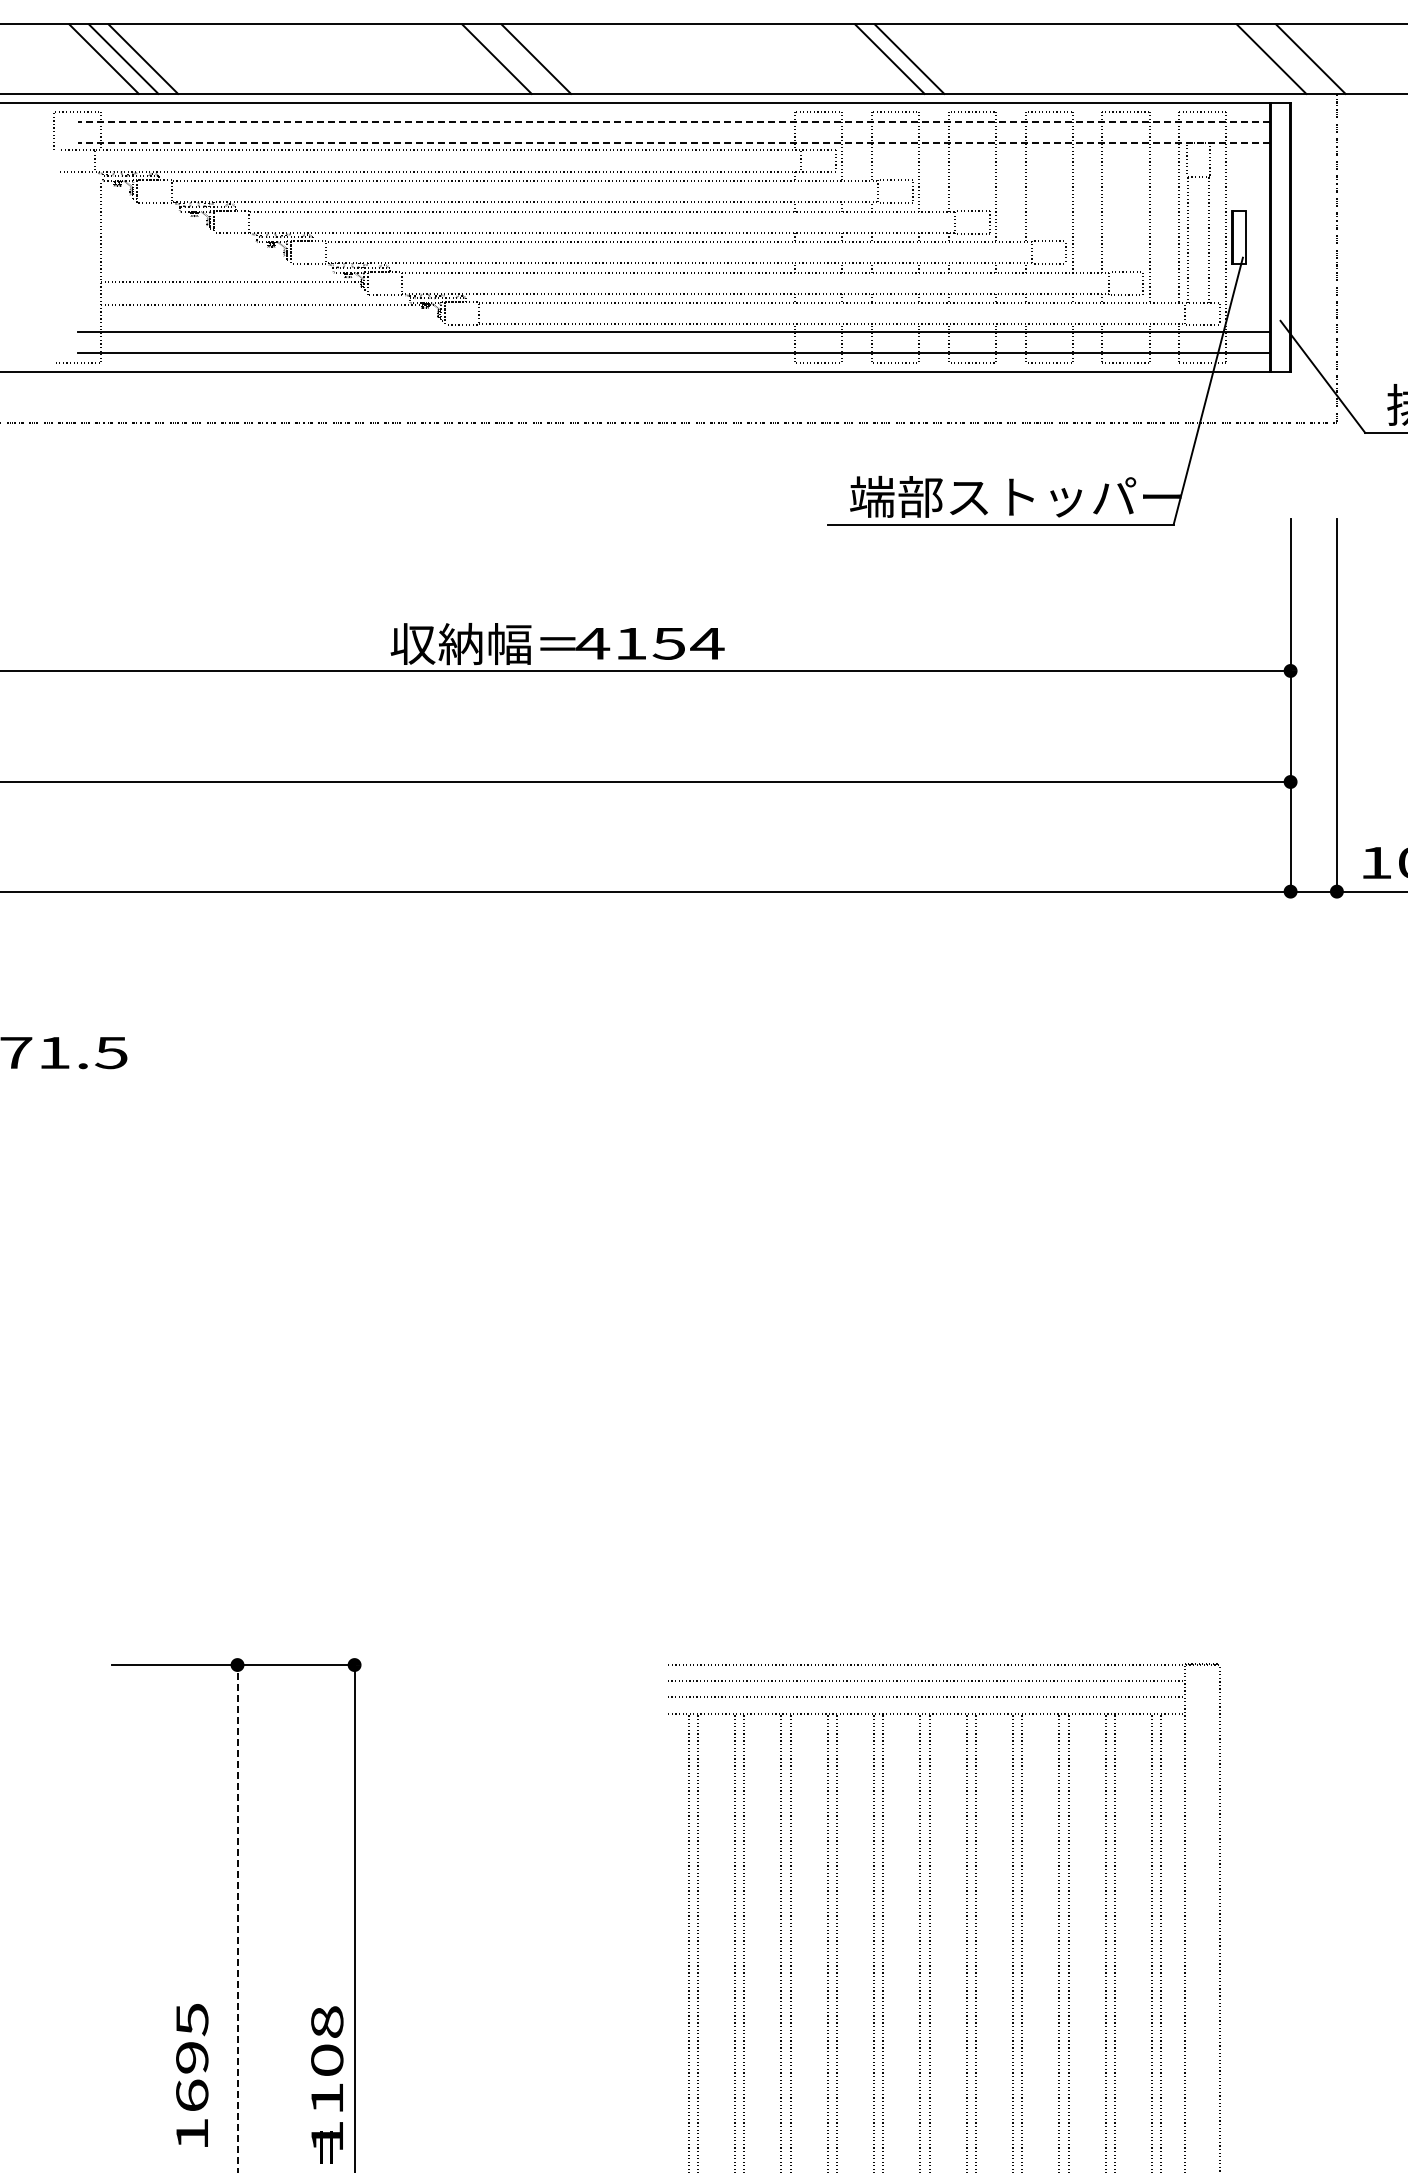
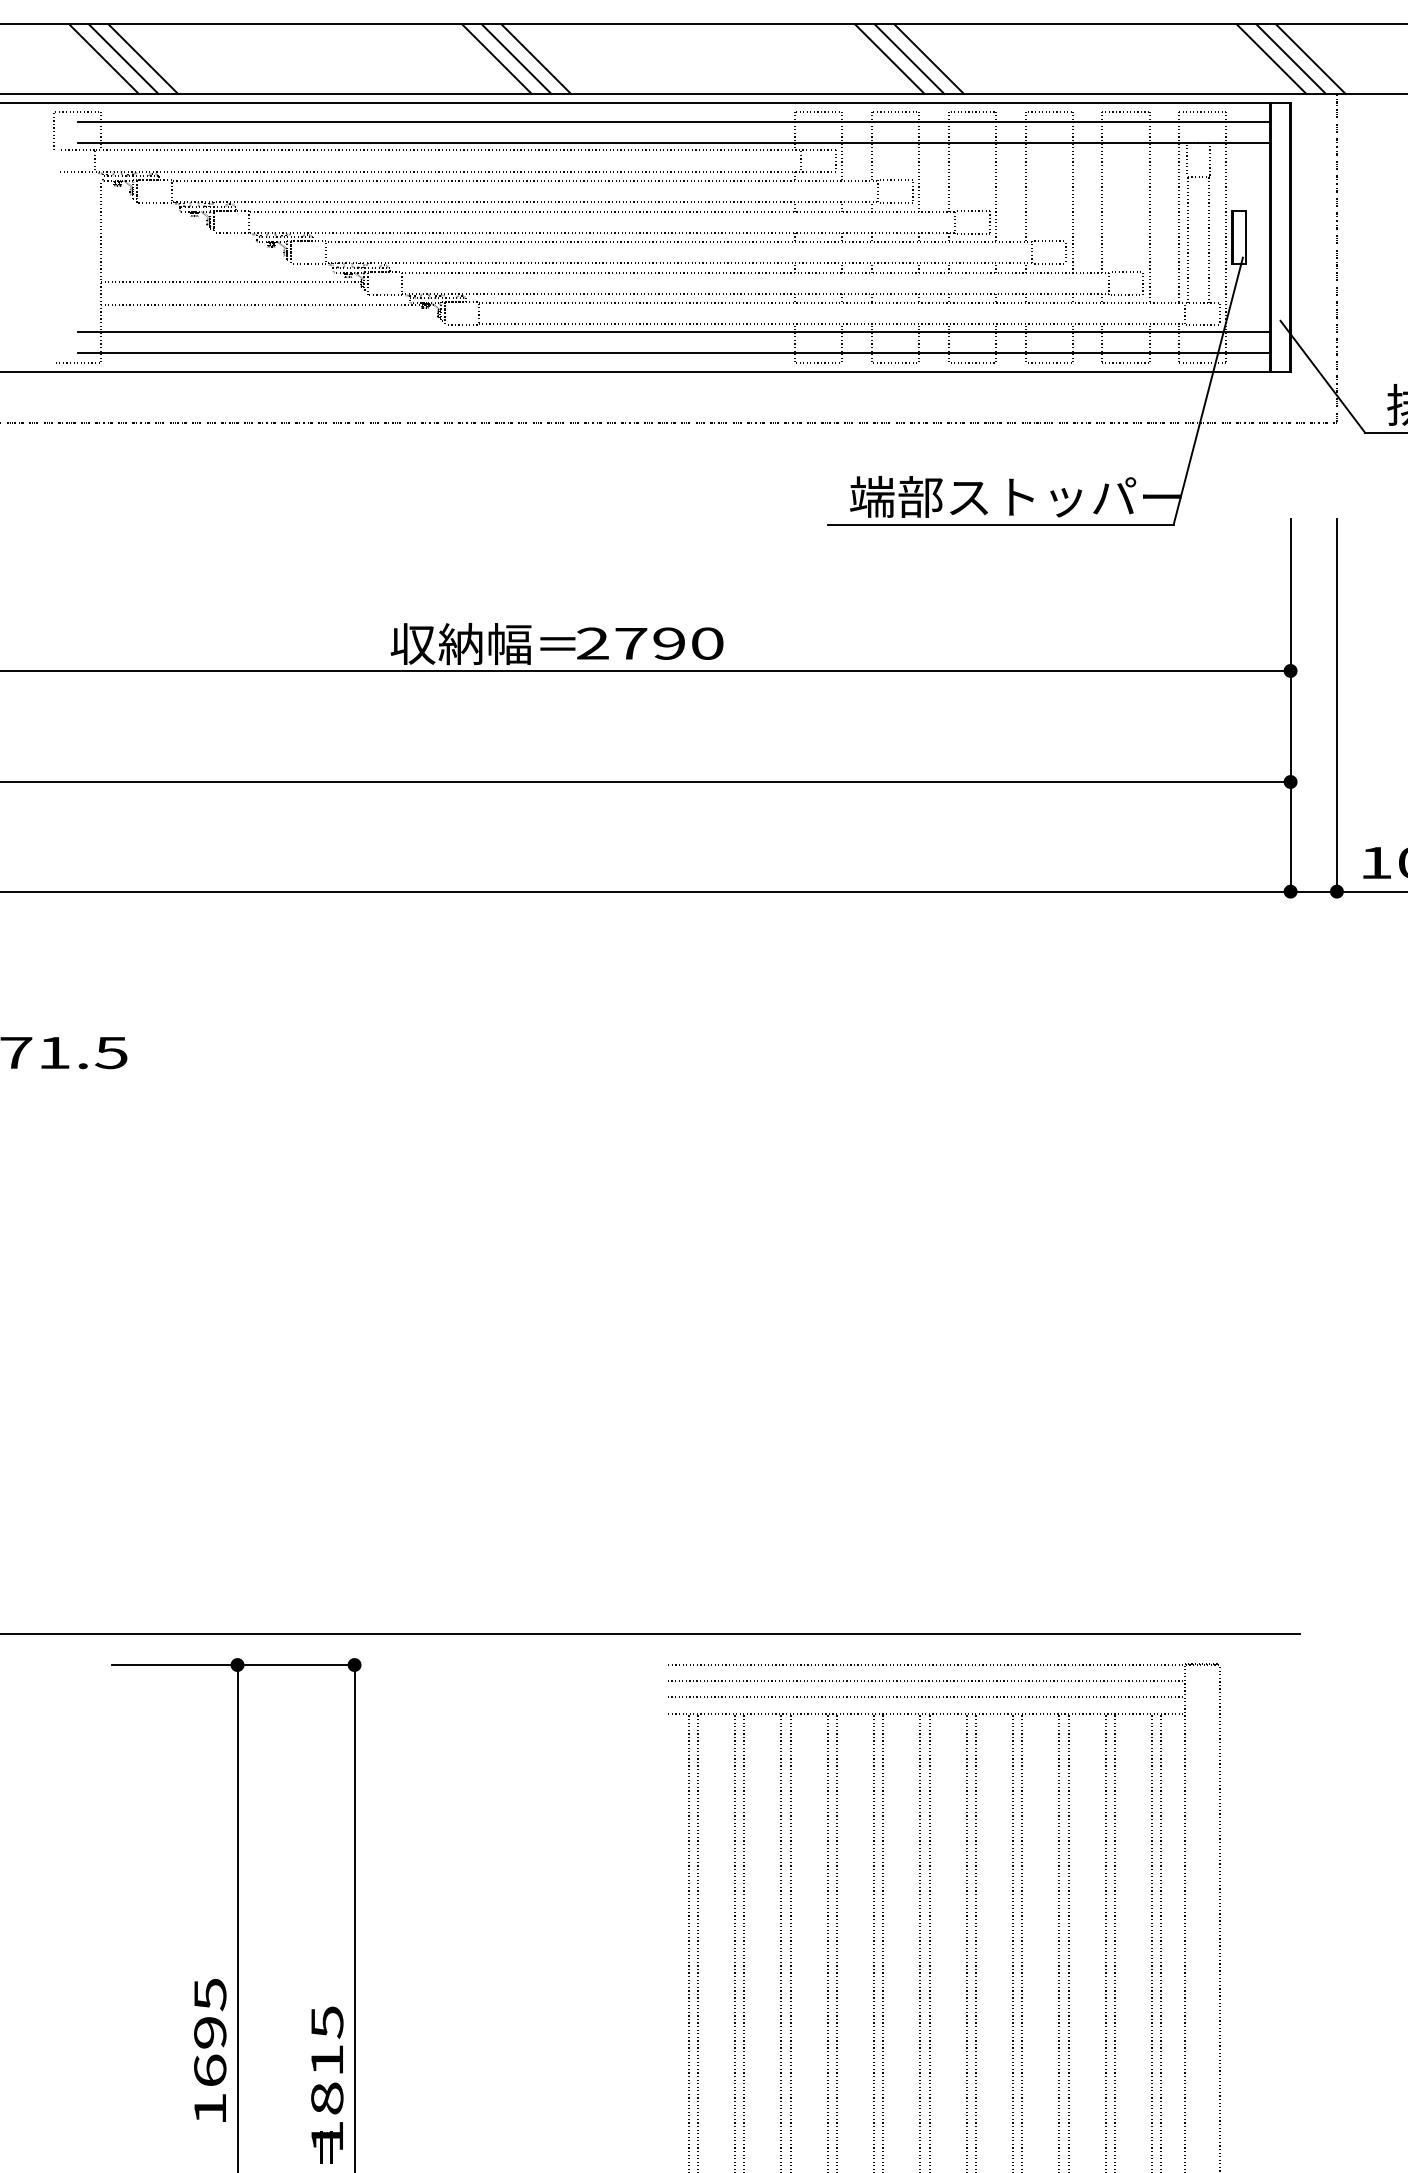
line: none -> present (516, 58)
line: none -> present (928, 58)
line: none -> present (1290, 58)
line: dashed -> solid (673, 121)
line: dashed -> solid (673, 142)
text: 4154 -> 2790 (649, 643)
line: none -> present (650, 1634)
line: dashed -> solid (237, 1918)
text: 1108 -> 1815 (327, 2060)
text position: (192, 2075) -> (210, 2050) (210, 2050)
